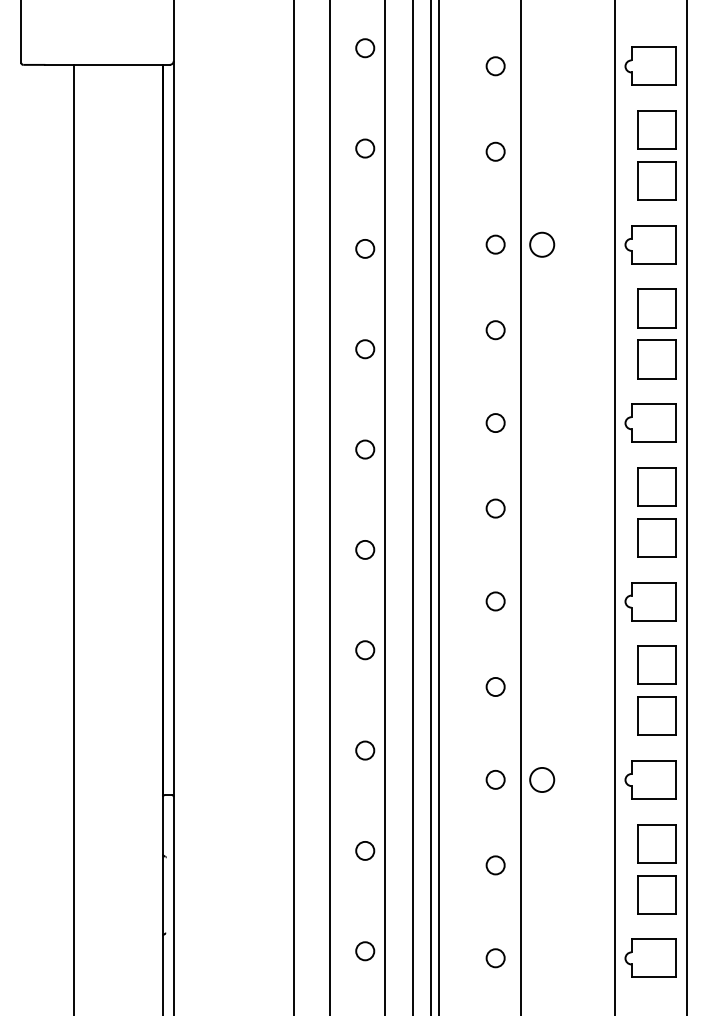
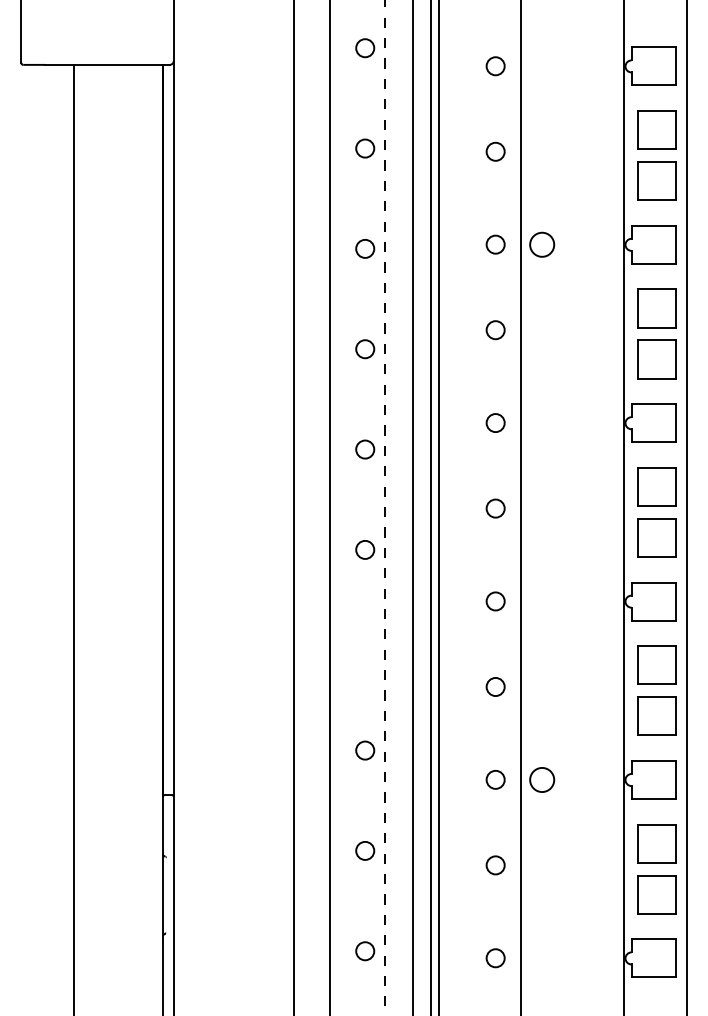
line: solid -> dashed (384, 507)
line position: (615, 507) -> (624, 507) (624, 507)
circle: present -> none (365, 650)
